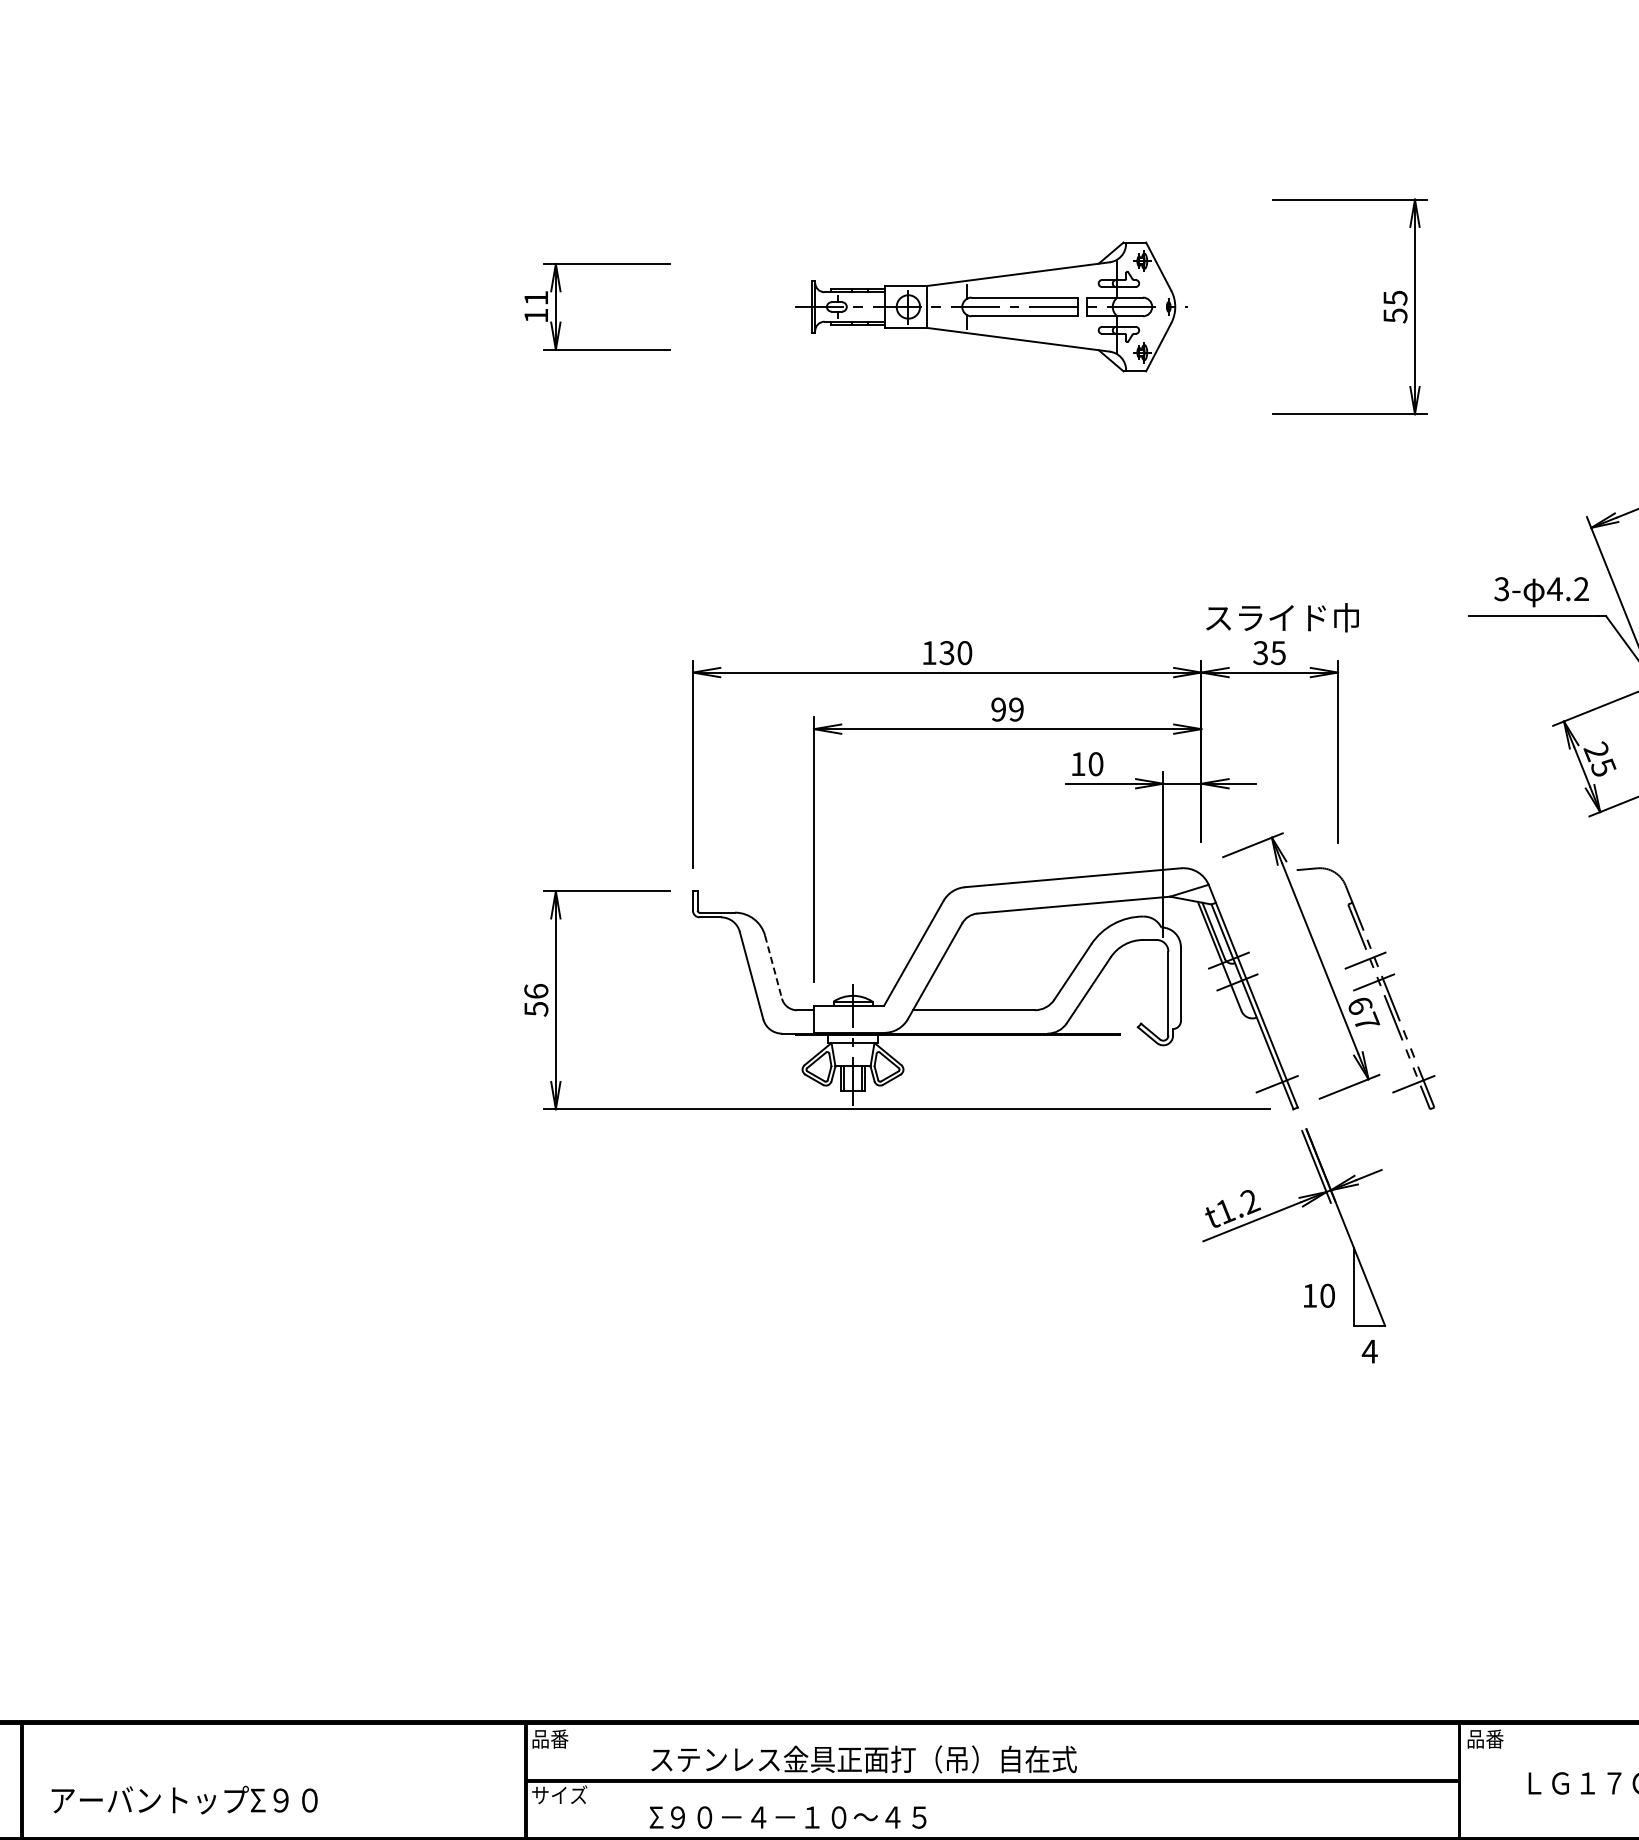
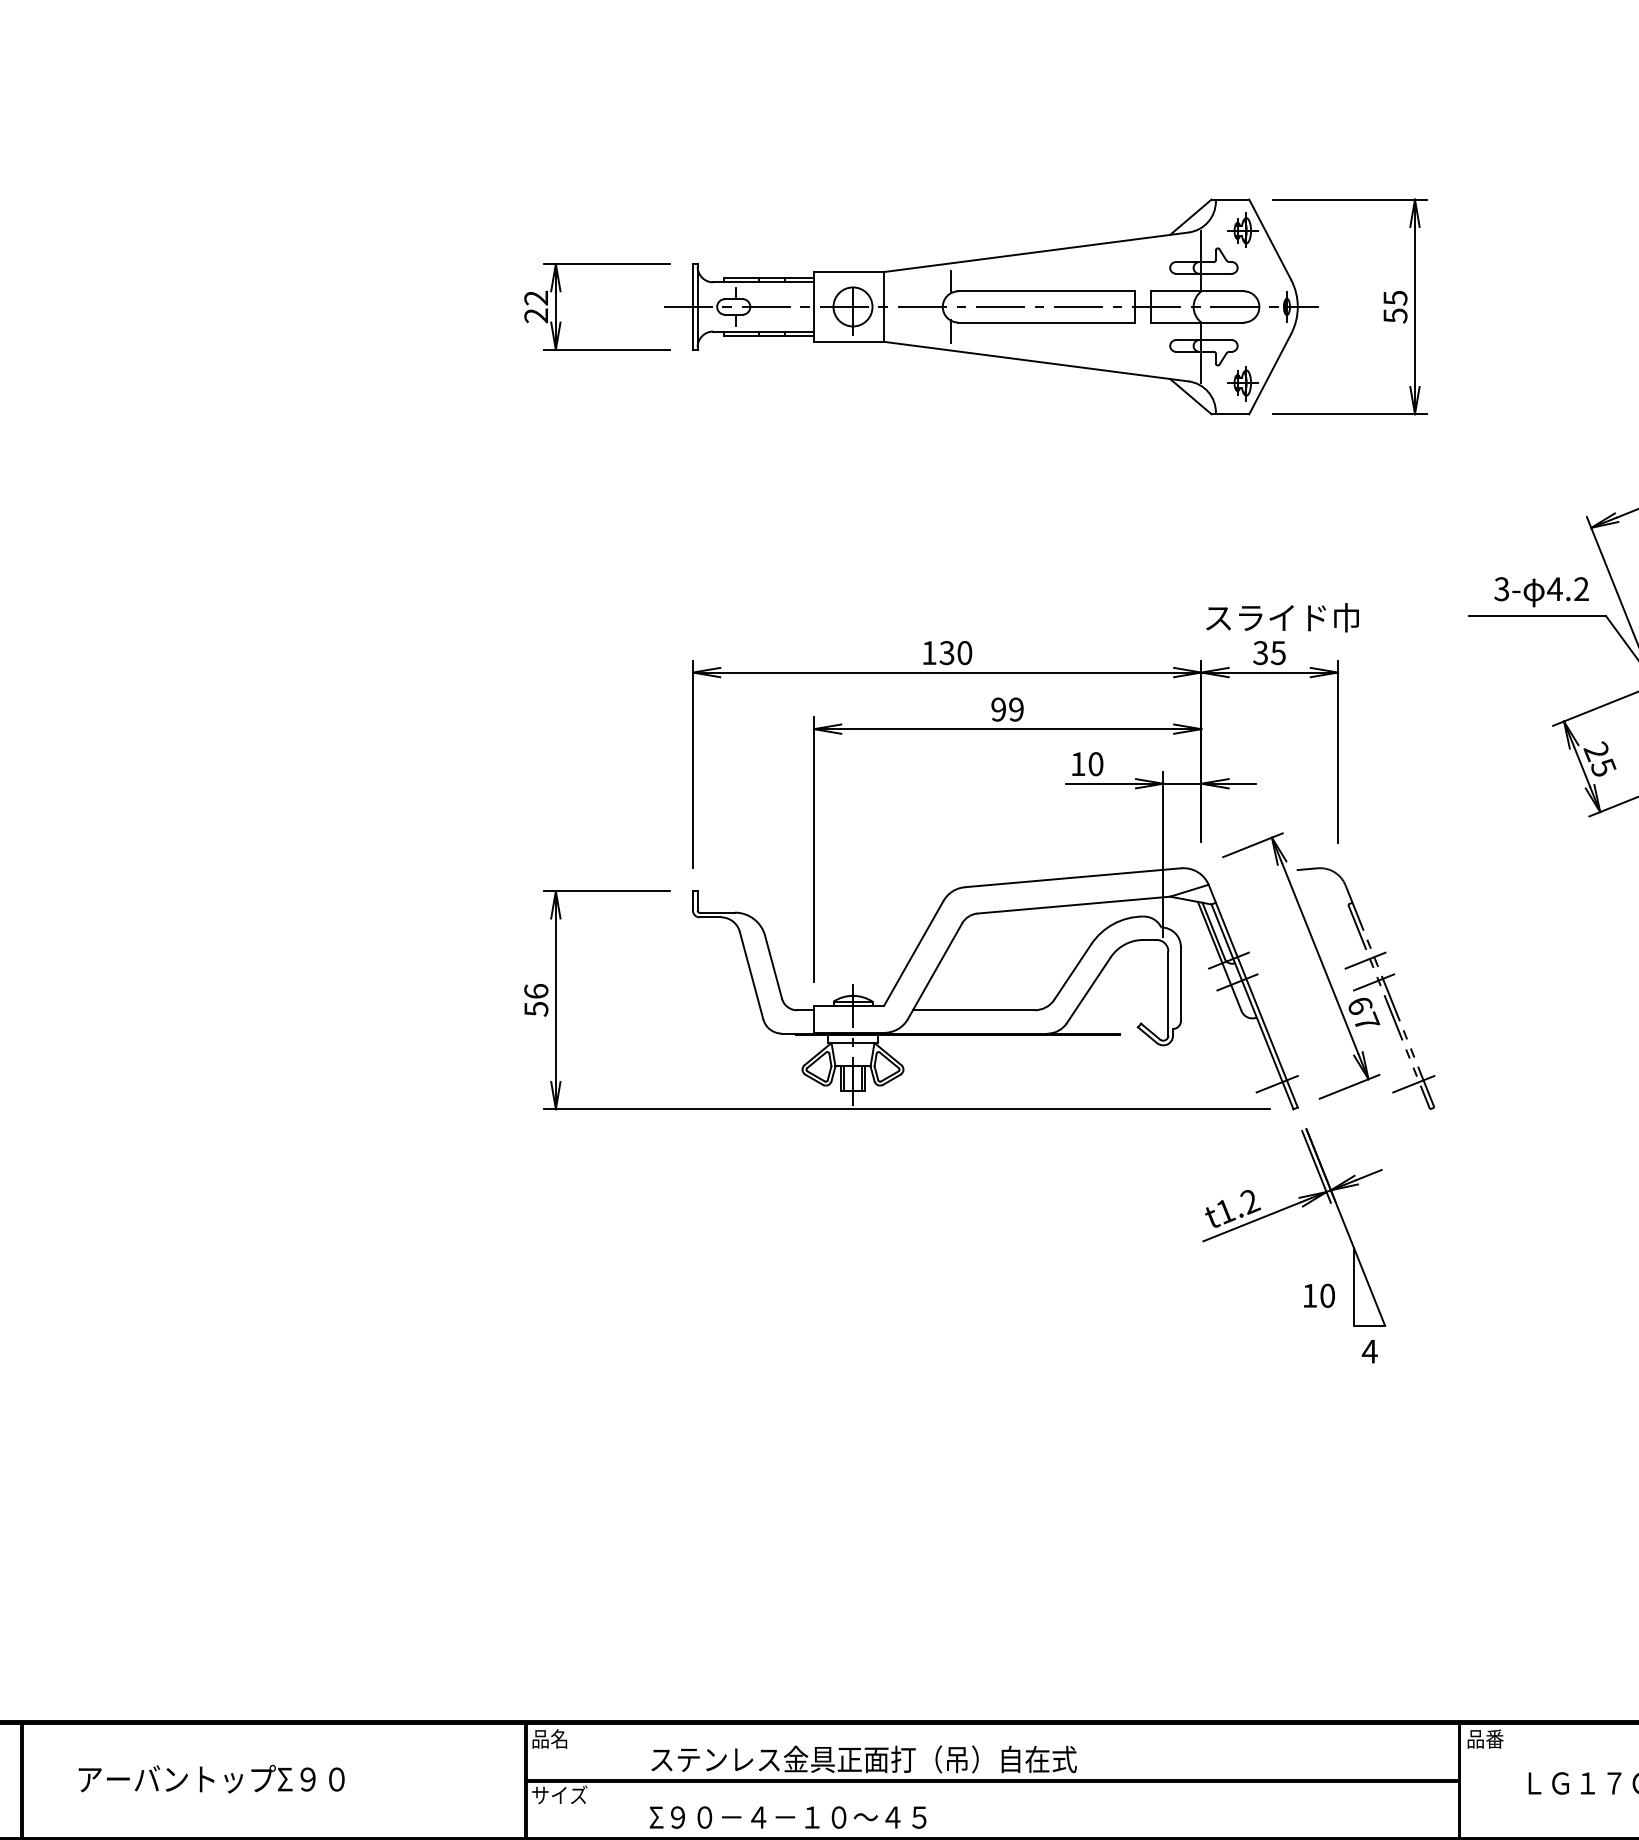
text: 11 -> 22 (535, 306)
part size: 393x132 px -> 655x218 px (991, 306)
line: dashed -> solid (773, 967)
text: 品番 -> 品名 (559, 1738)
text position: (184, 1799) -> (211, 1778) (211, 1778)
